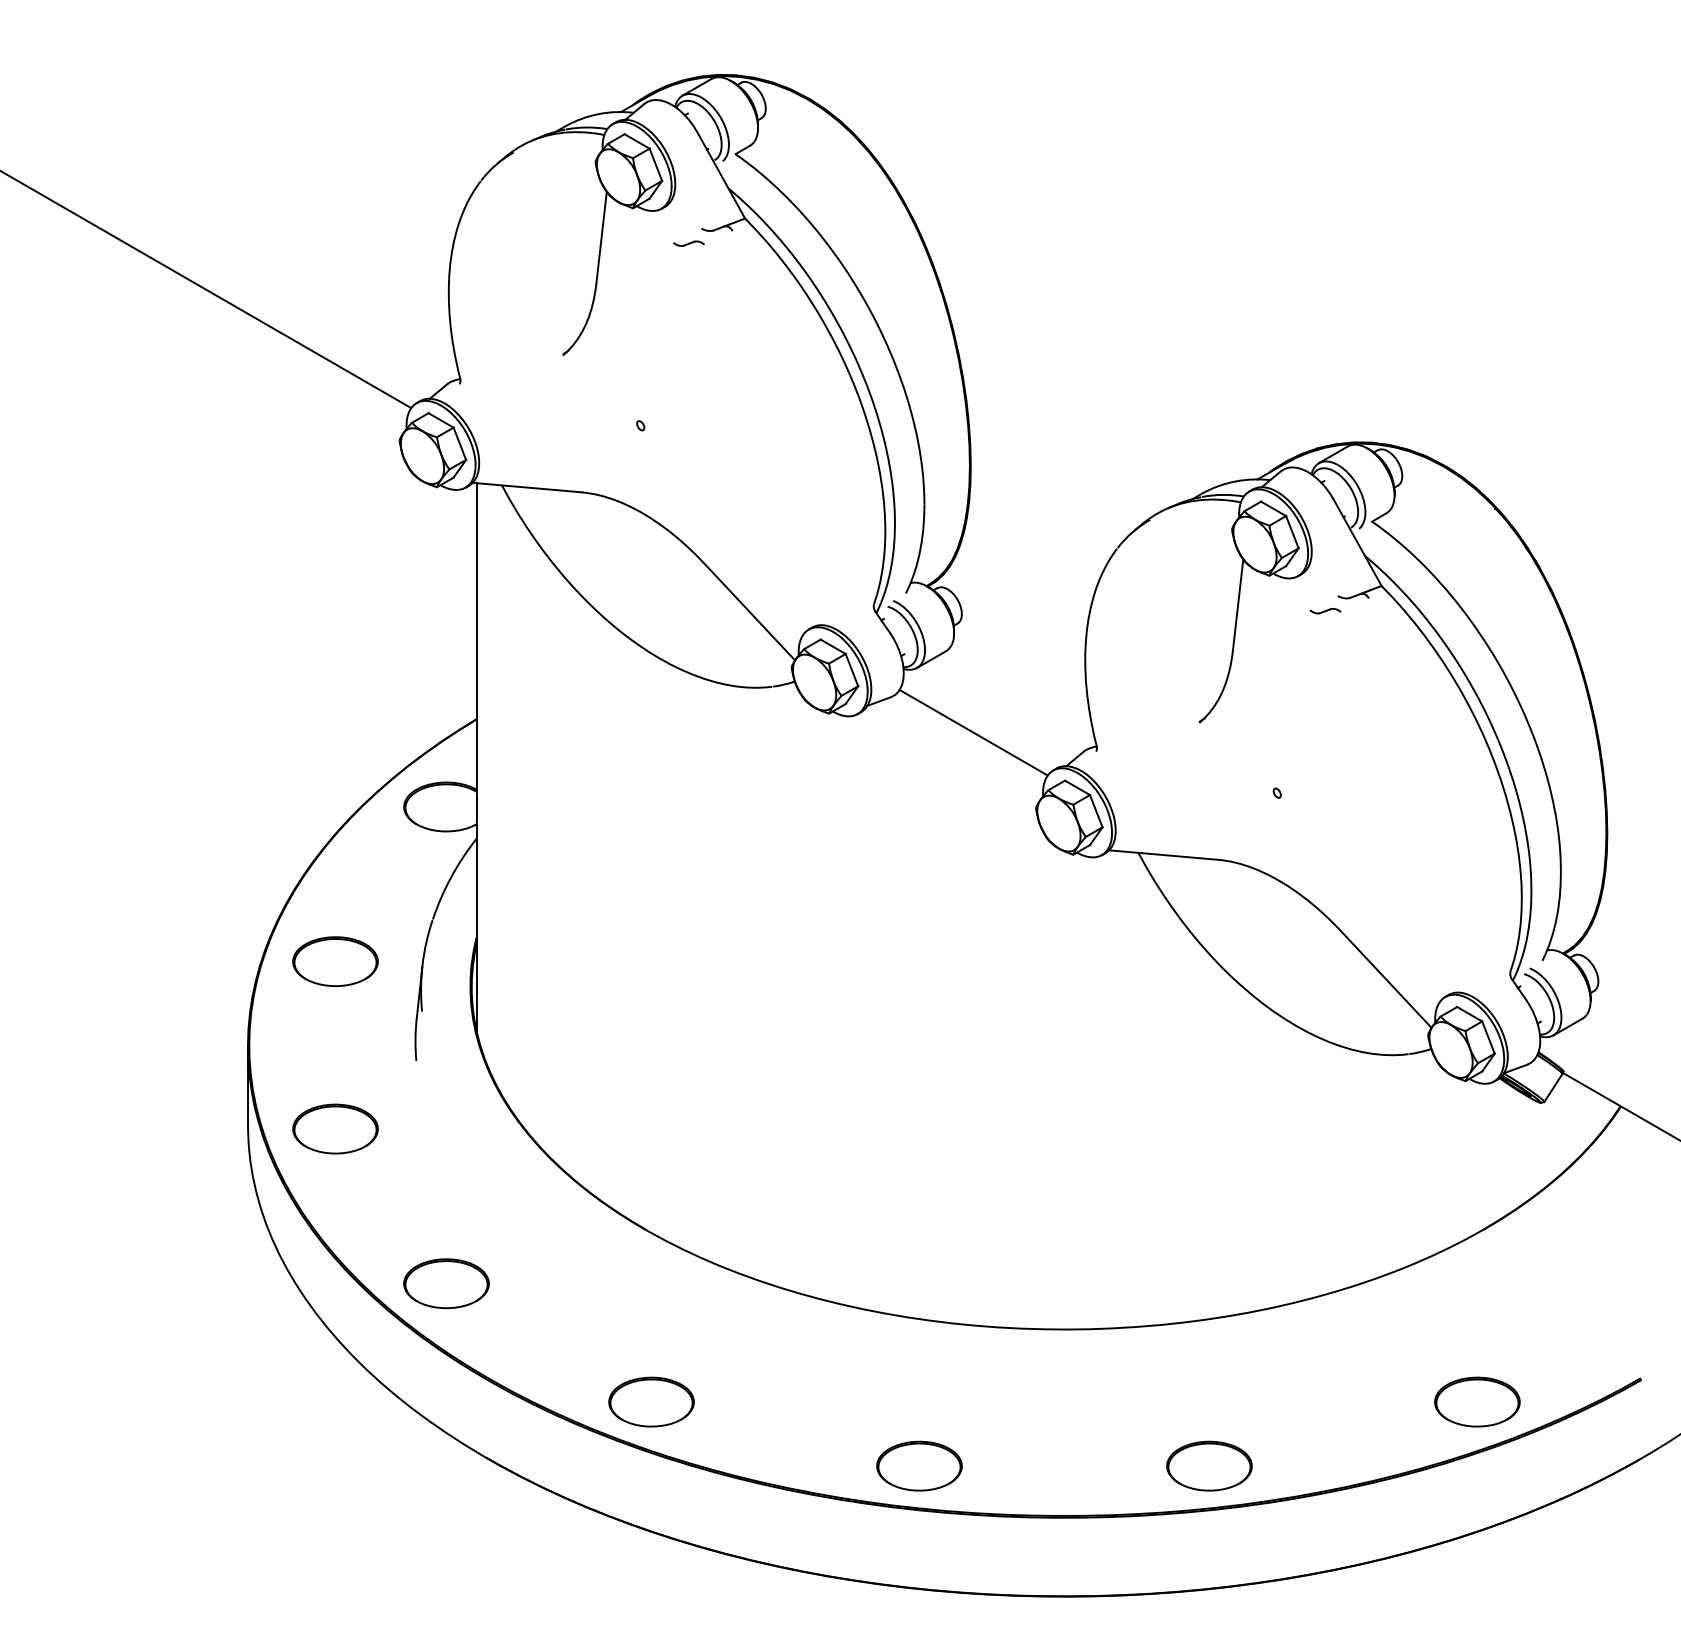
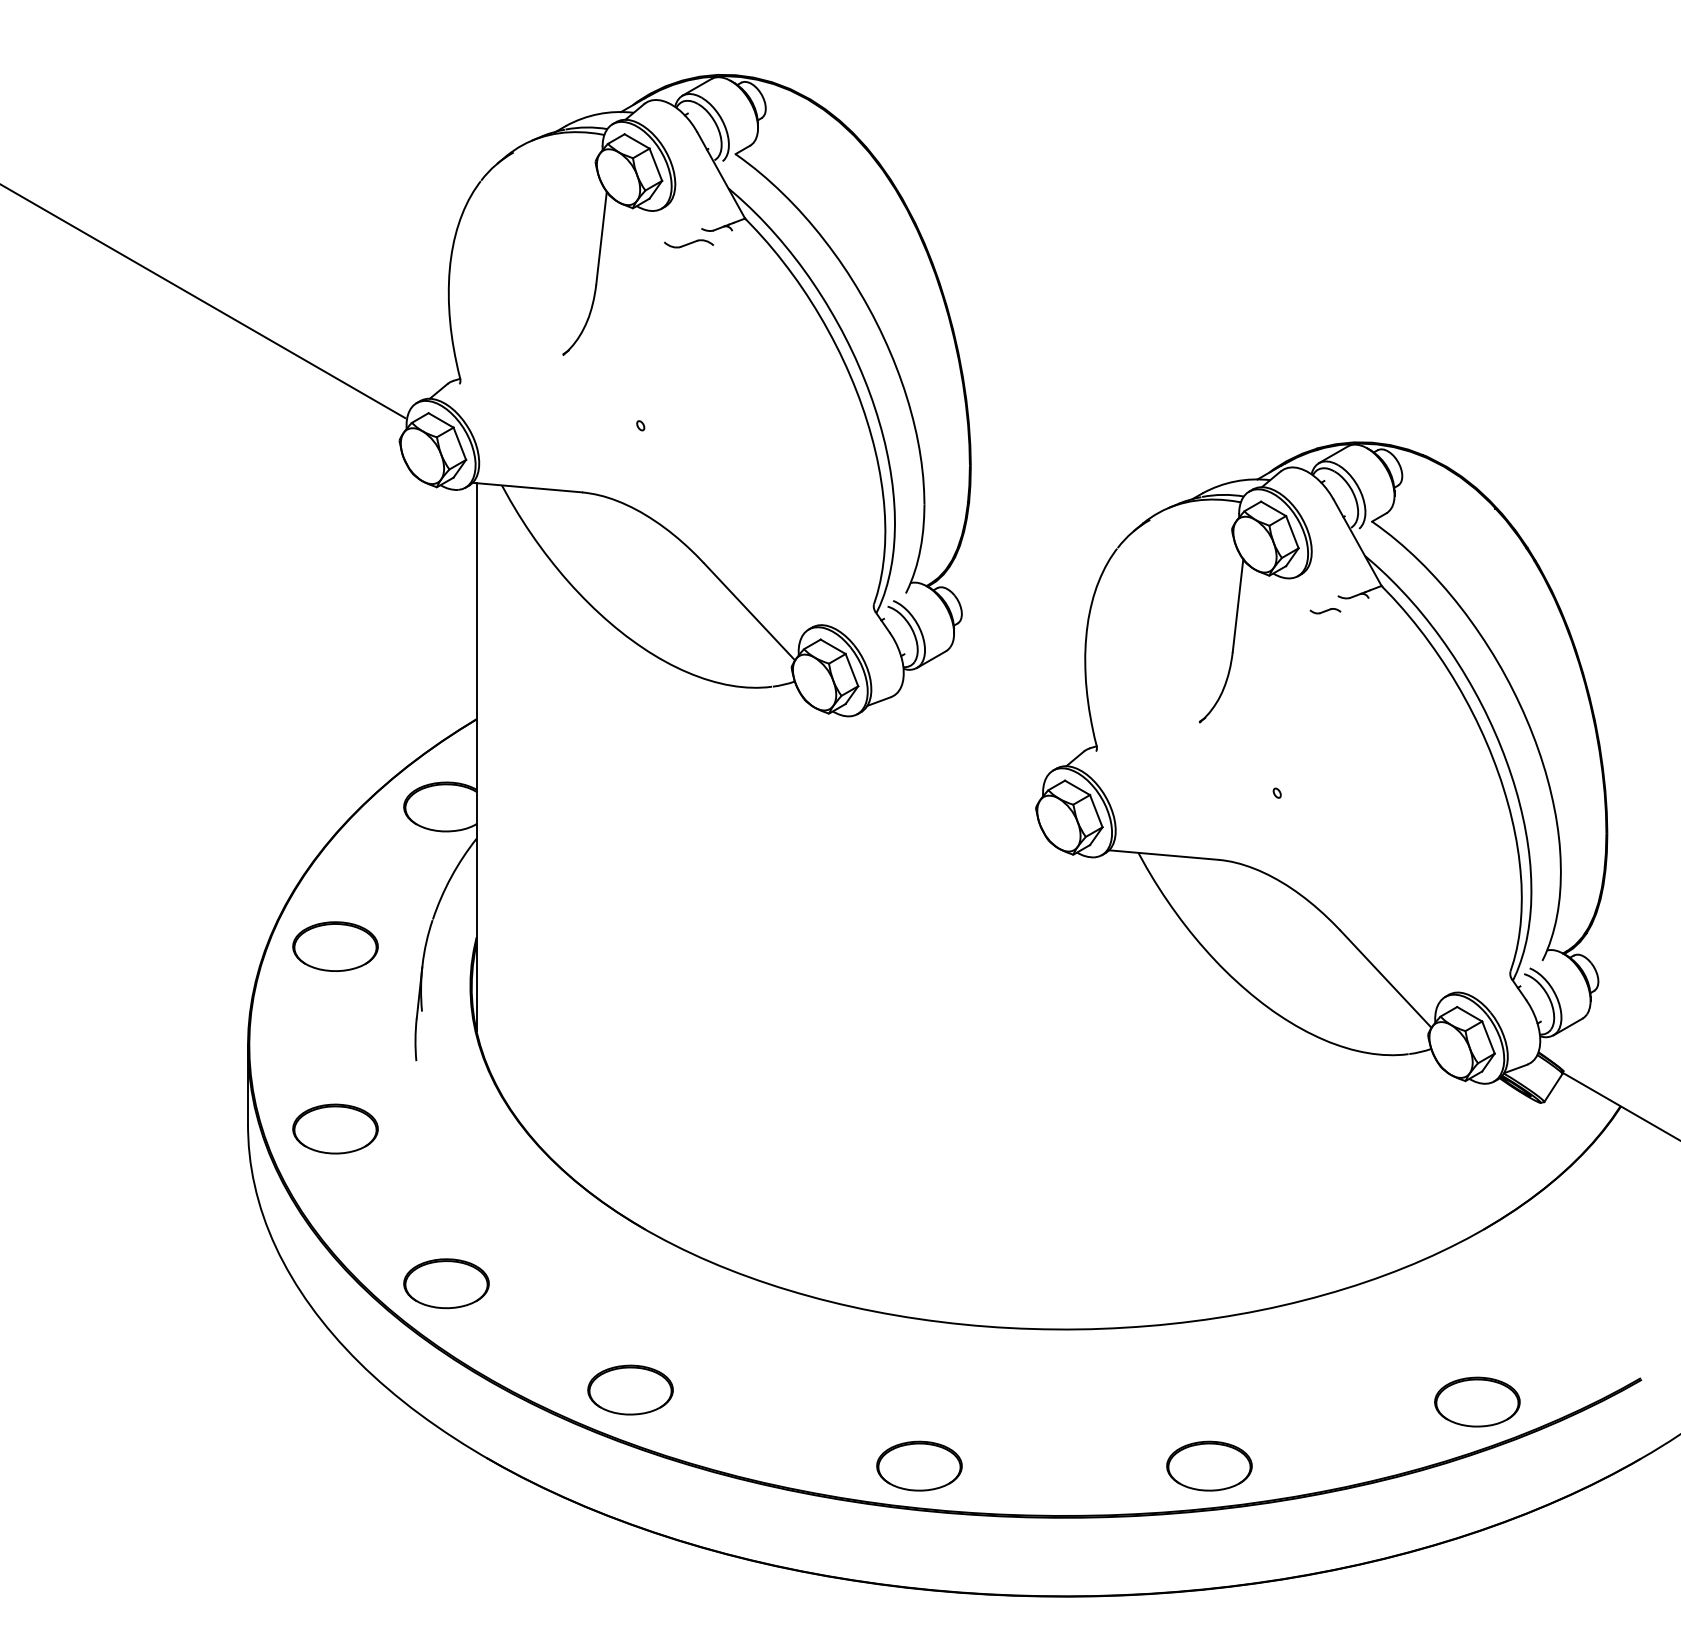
part size: 32x7 px -> 50x10 px (688, 243)
line position: (206, 289) -> (203, 301) (203, 301)
line: present -> none (973, 732)
part position: (335, 961) -> (335, 946) (335, 946)
part position: (651, 1401) -> (630, 1389) (630, 1389)
